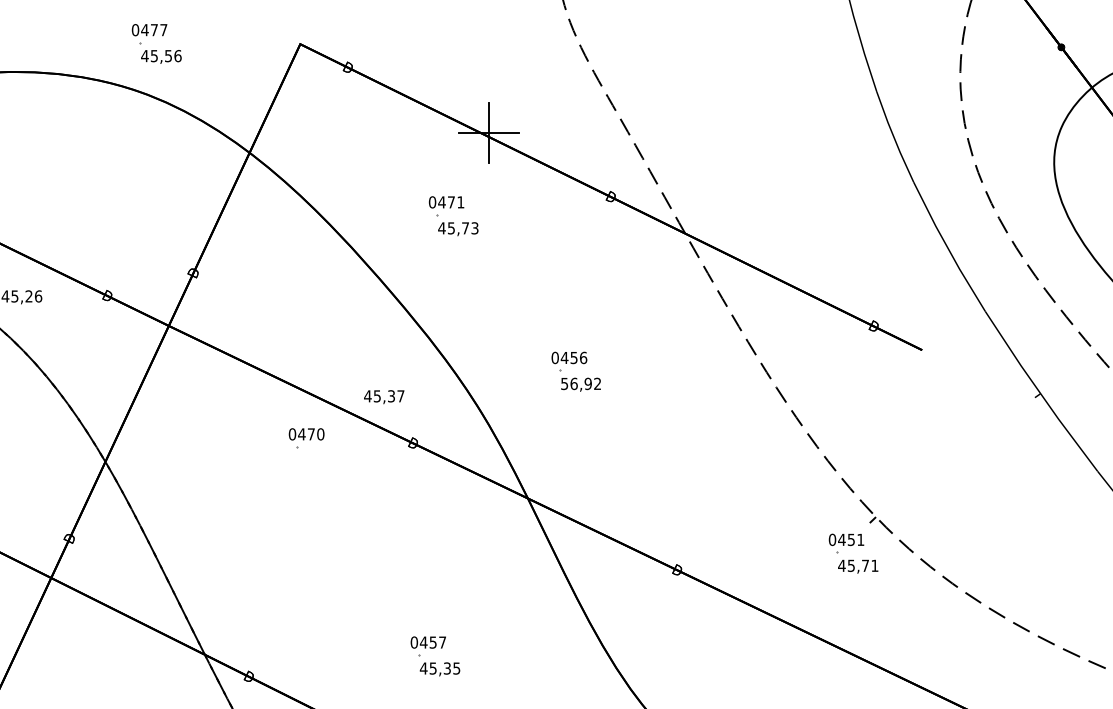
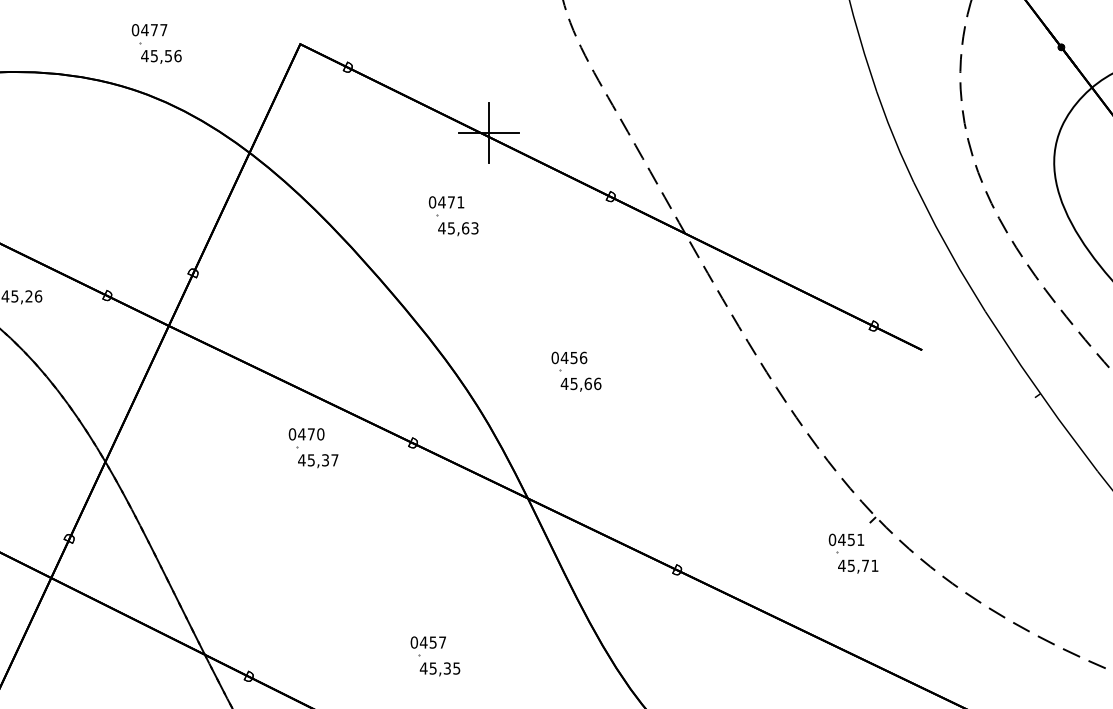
text: 45,73 -> 45,63 (465, 228)
text: 56,92 -> 45,66 (580, 383)
text position: (384, 397) -> (318, 461) (318, 461)
